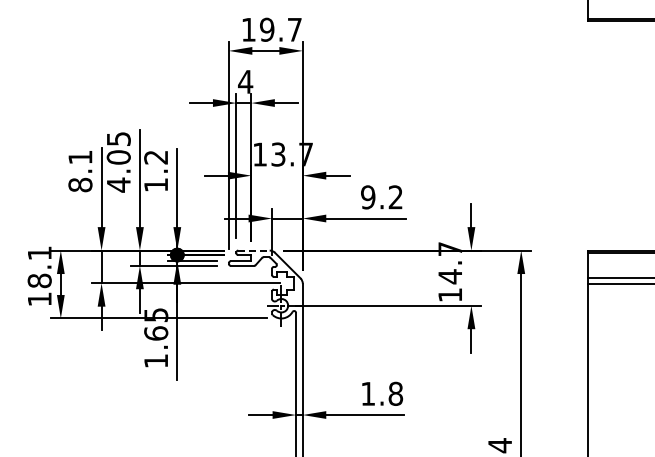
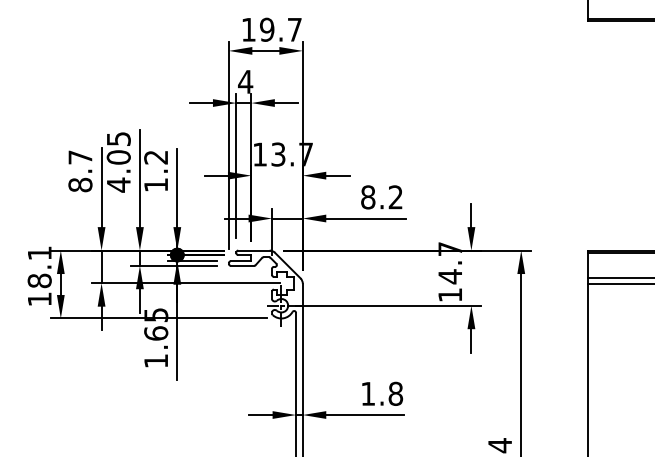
text: 8.1 -> 8.7 (80, 157)
text: 9.2 -> 8.2 (368, 197)
line: dashed -> solid (253, 250)
